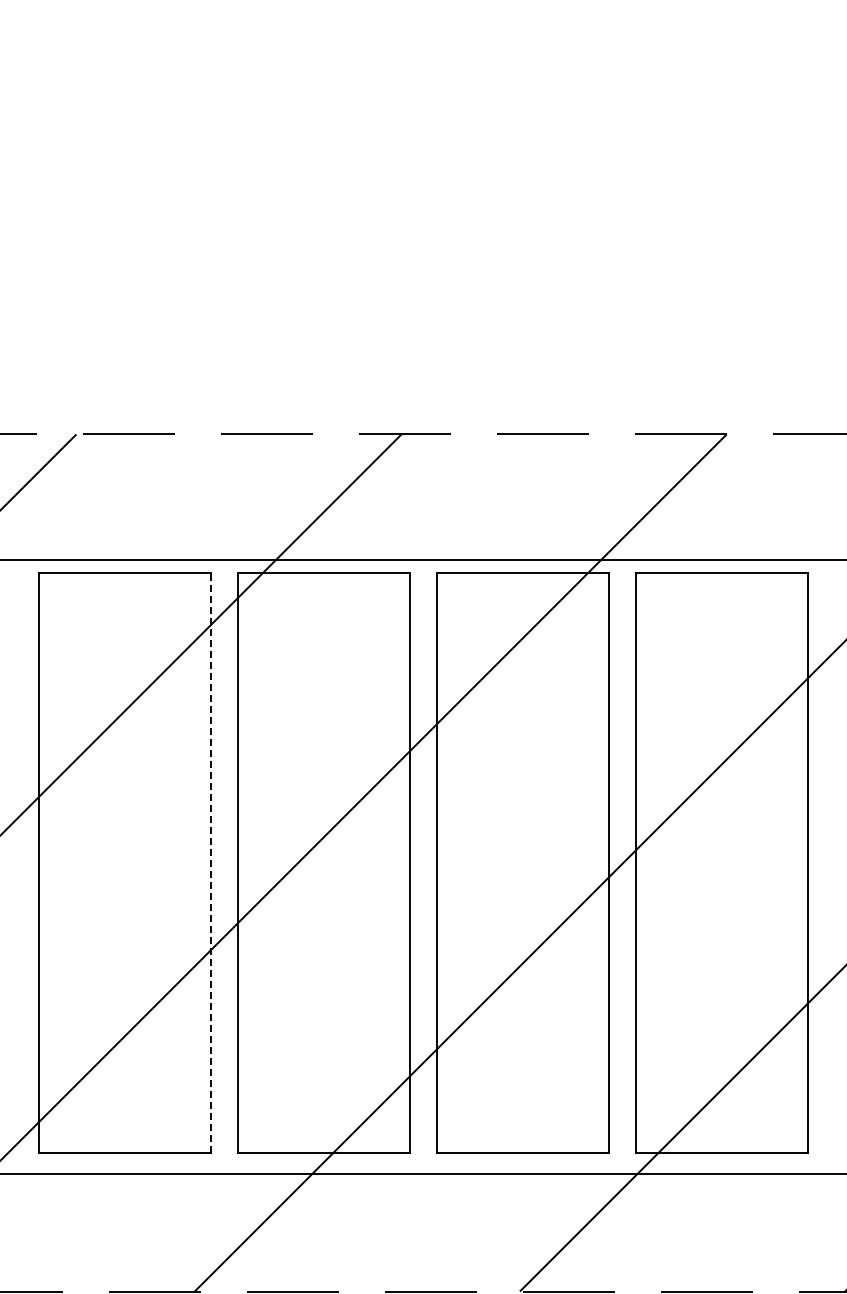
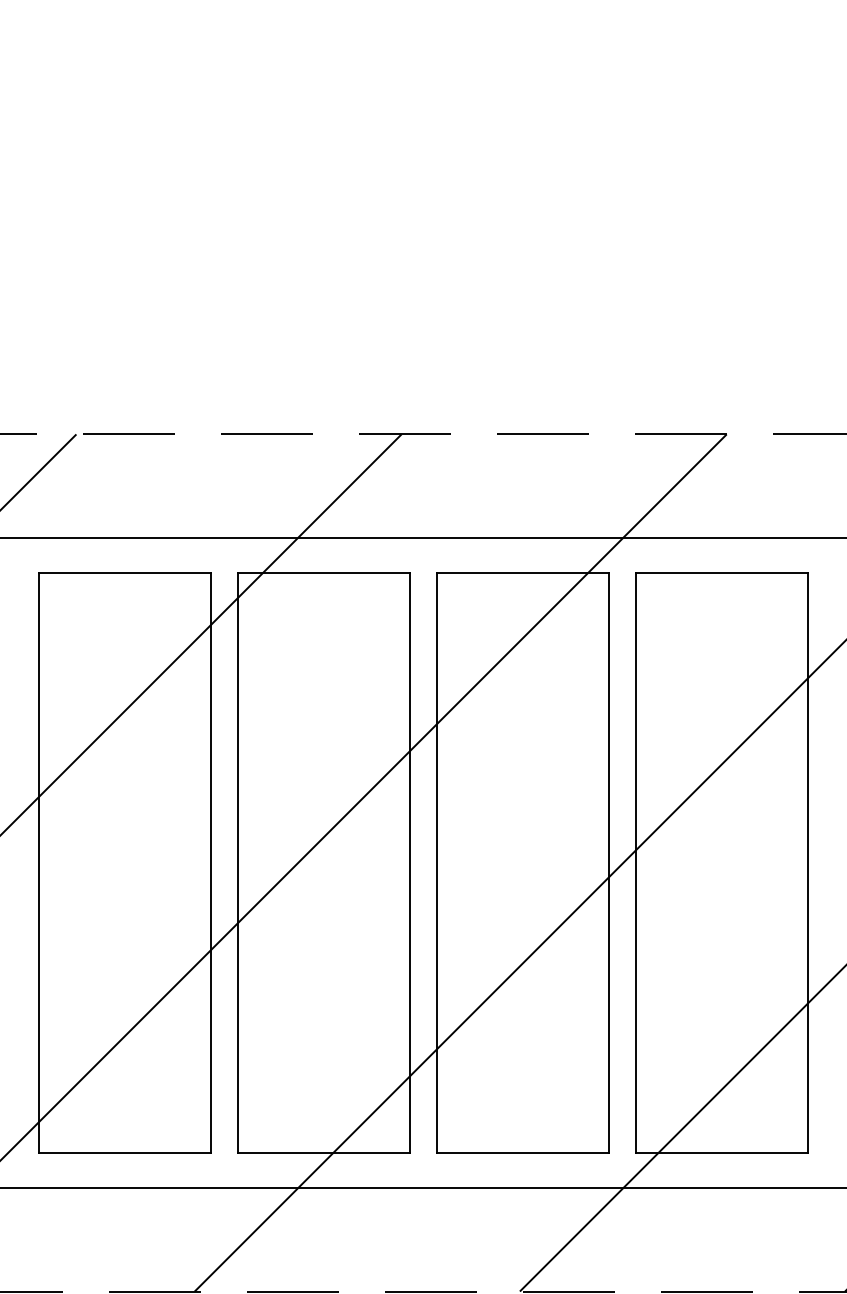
line position: (422, 559) -> (422, 537) (422, 537)
line: dashed -> solid (210, 862)
line position: (422, 1174) -> (422, 1188) (422, 1188)
